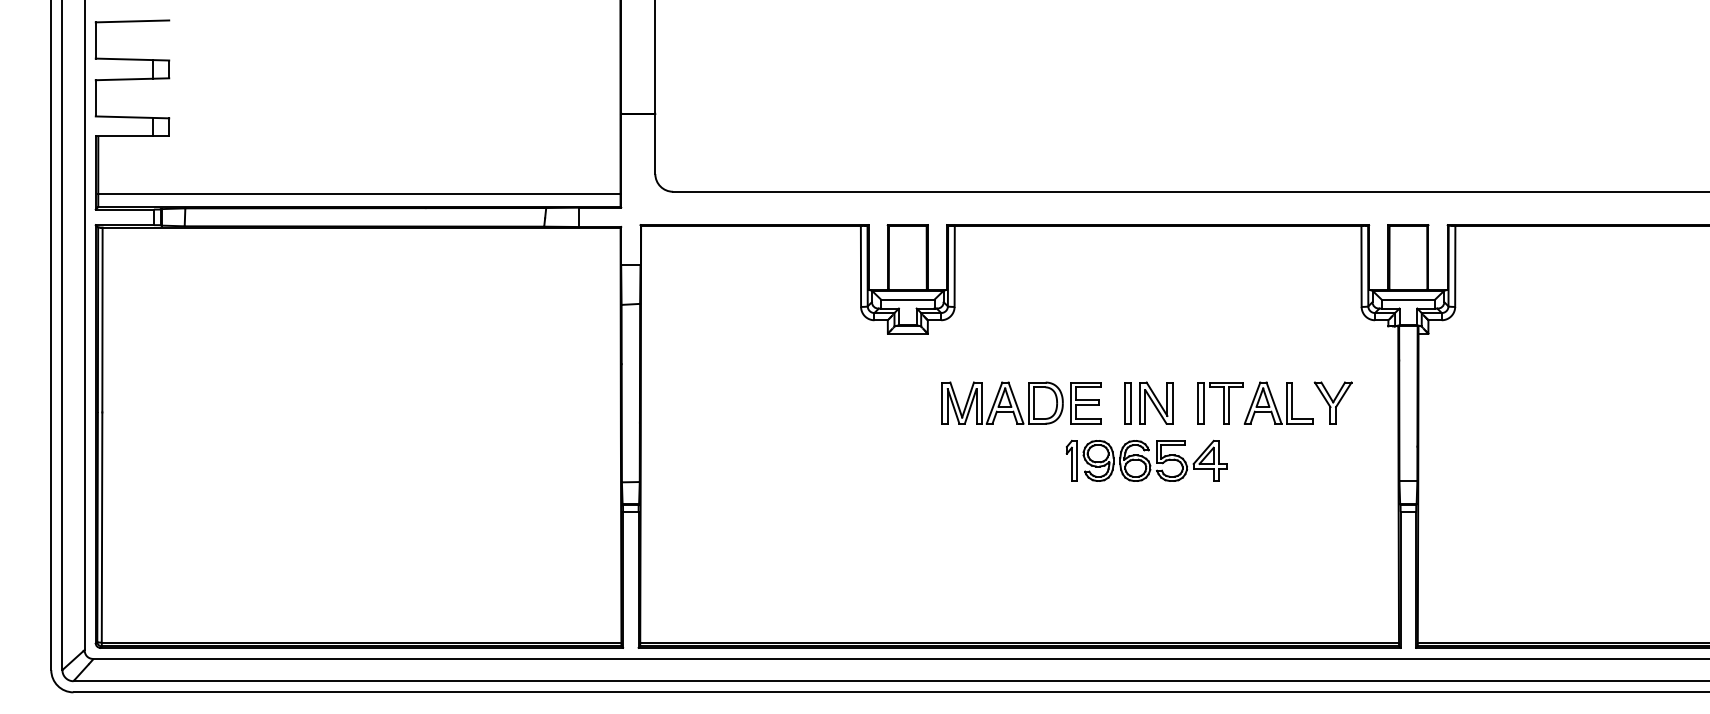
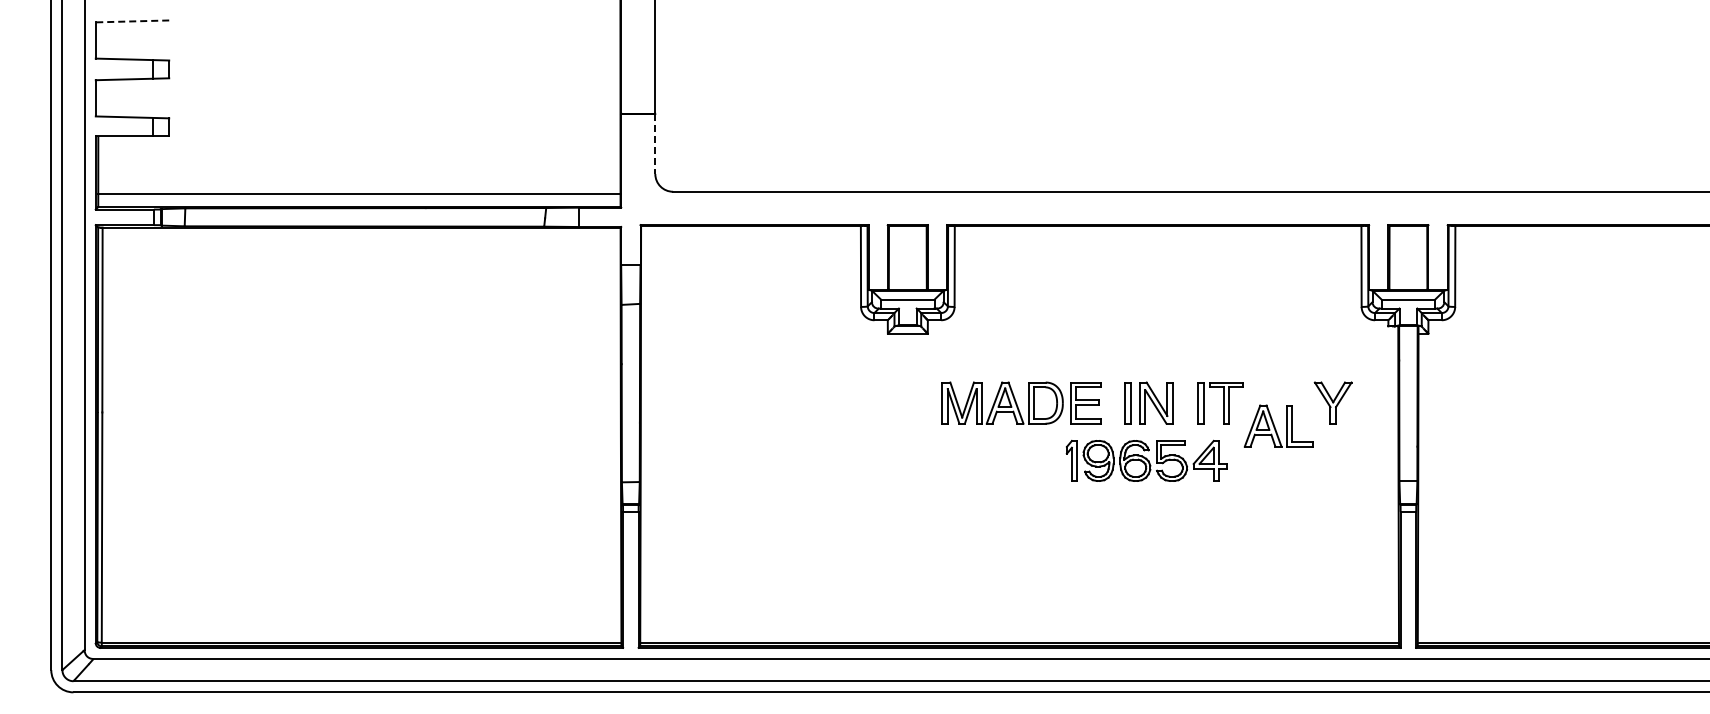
line: solid -> dashed (132, 21)
line: solid -> dashed (655, 144)
part position: (1278, 402) -> (1278, 425) (1278, 425)
